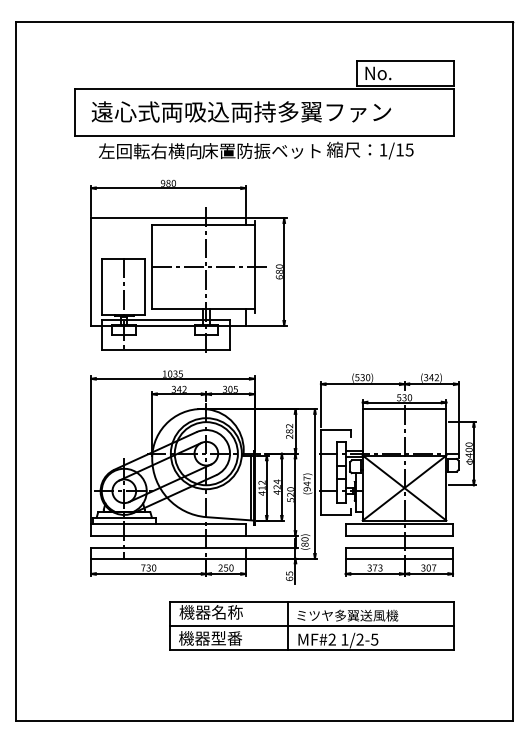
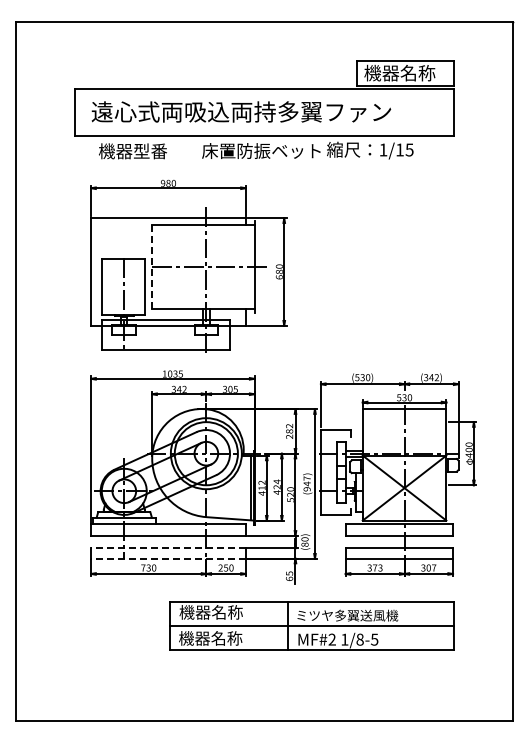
text: No. -> 機器名称 (399, 72)
text: 左回転右横向 -> 機器型番 (149, 151)
line: solid -> dashed (152, 266)
line: solid -> dashed (168, 548)
line: solid -> dashed (168, 558)
text: 機器型番 -> 機器名称 (226, 638)
text: 1/2-5 -> 1/8-5 (359, 639)
